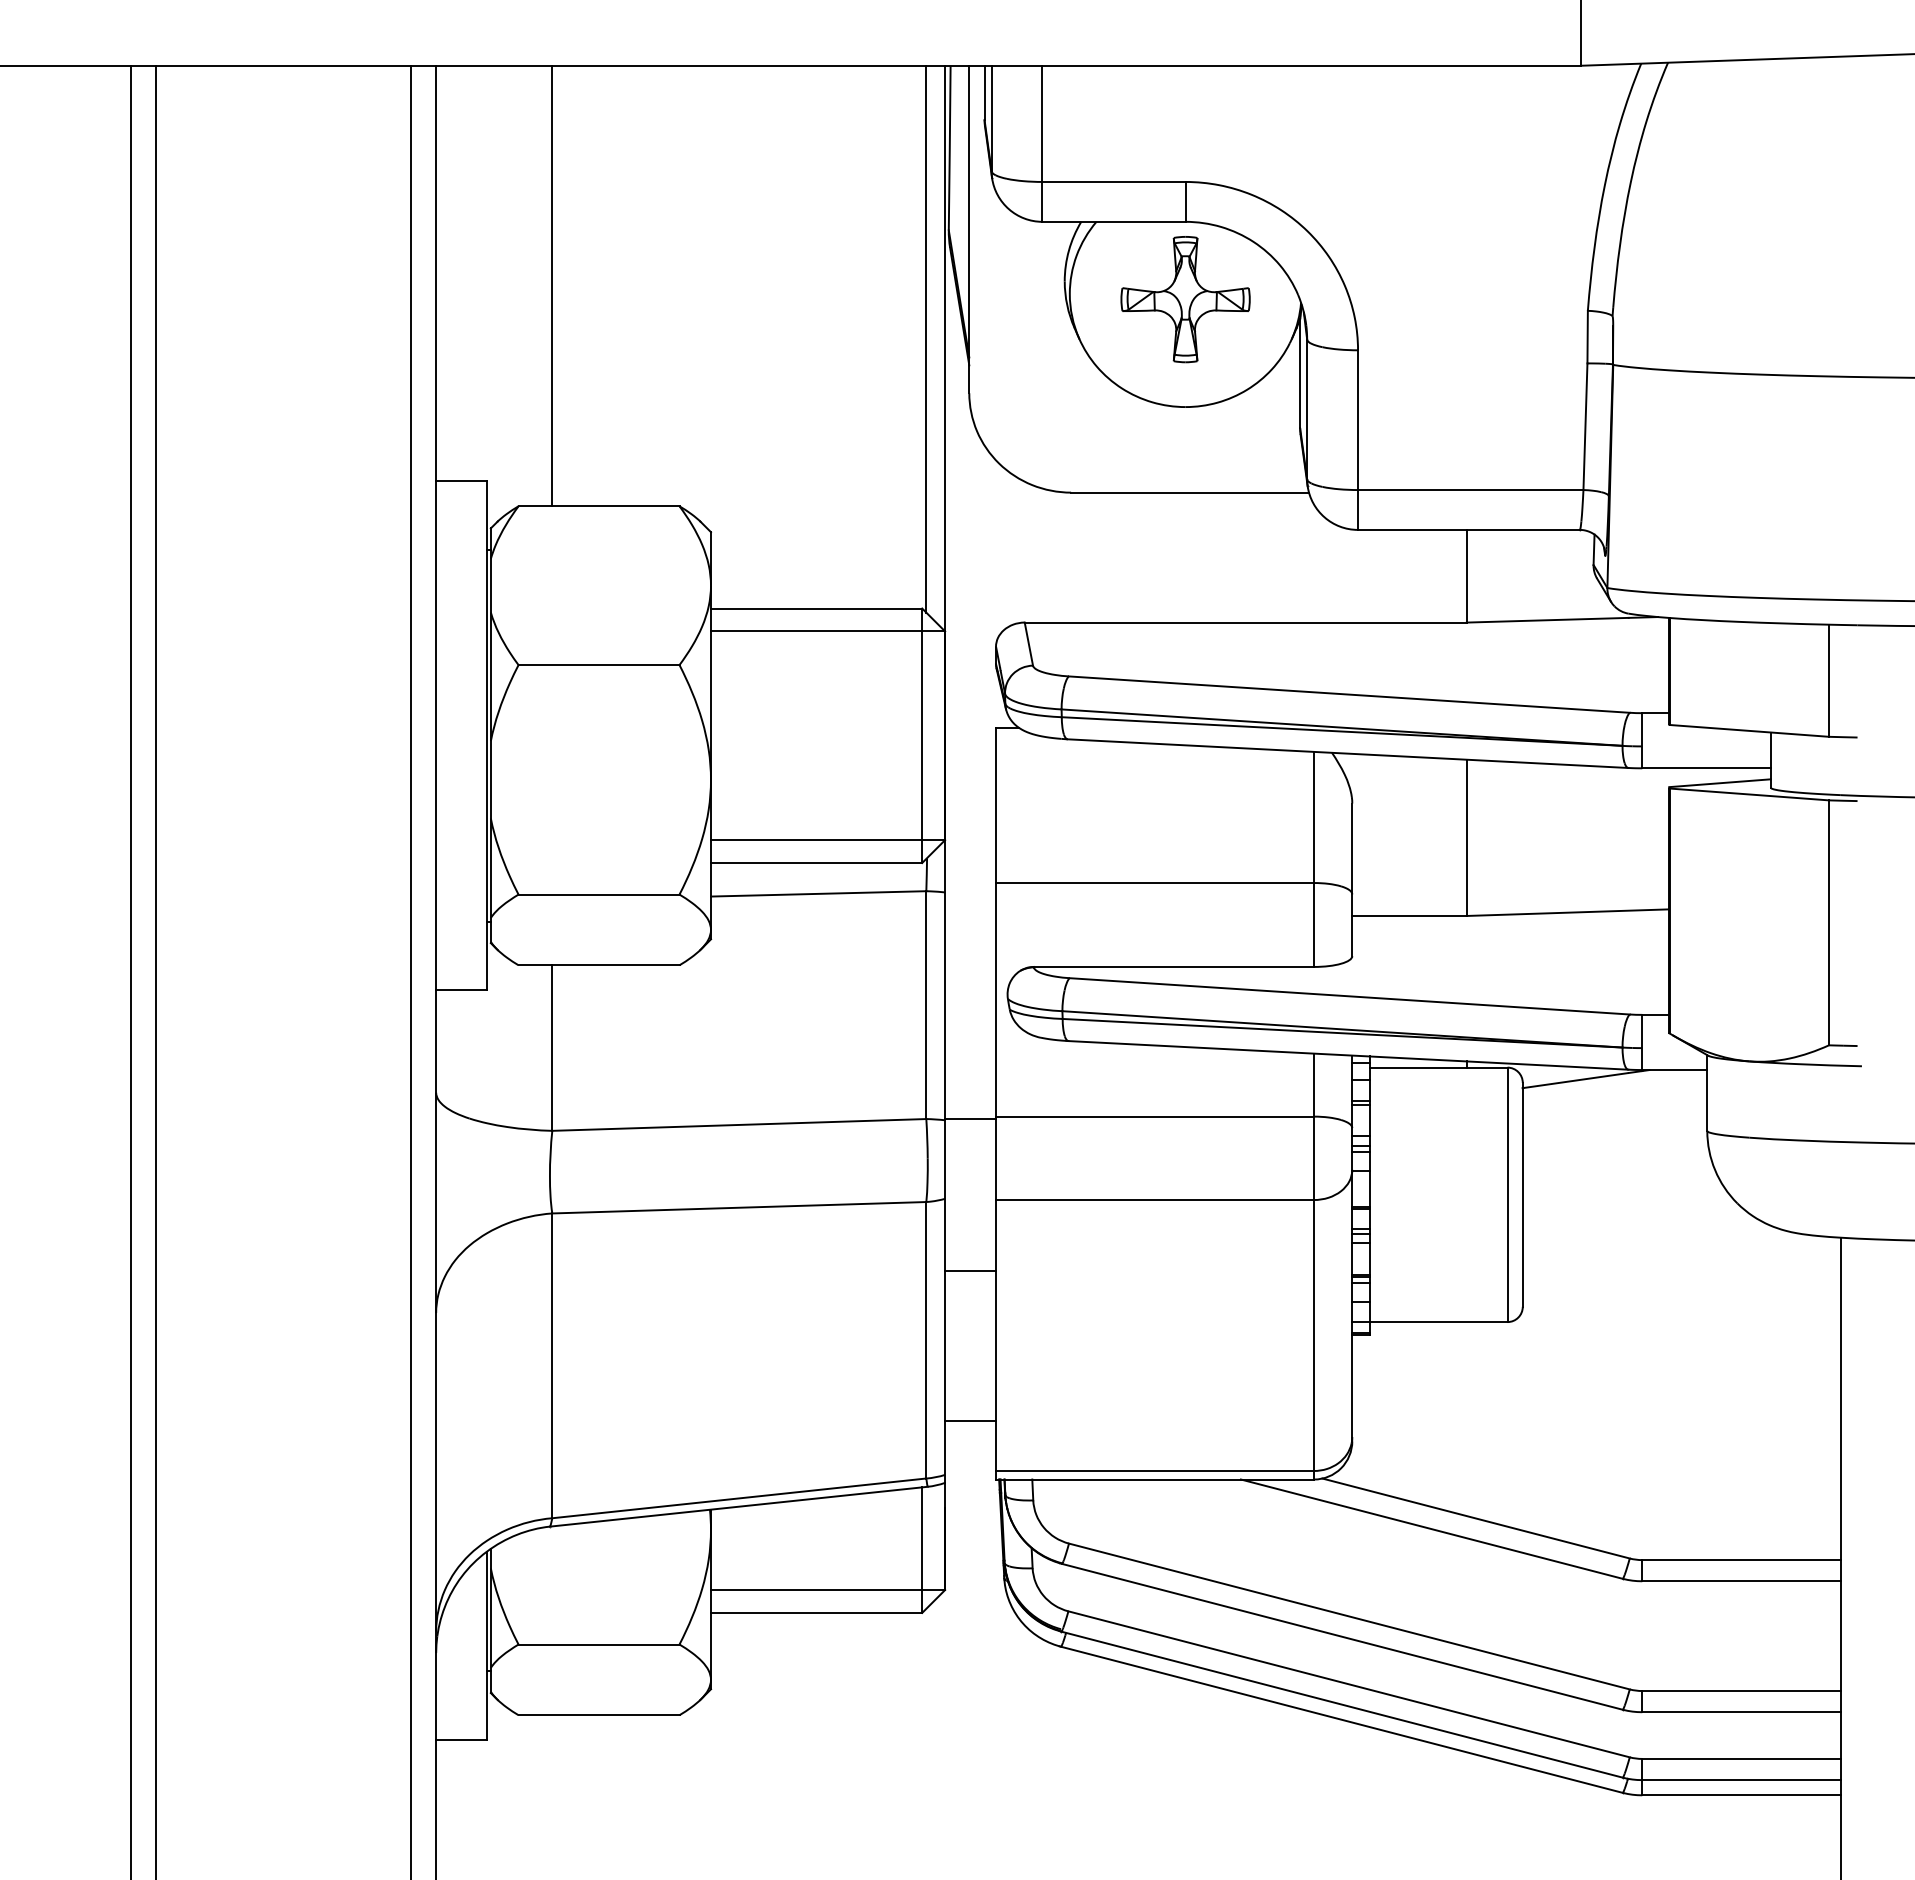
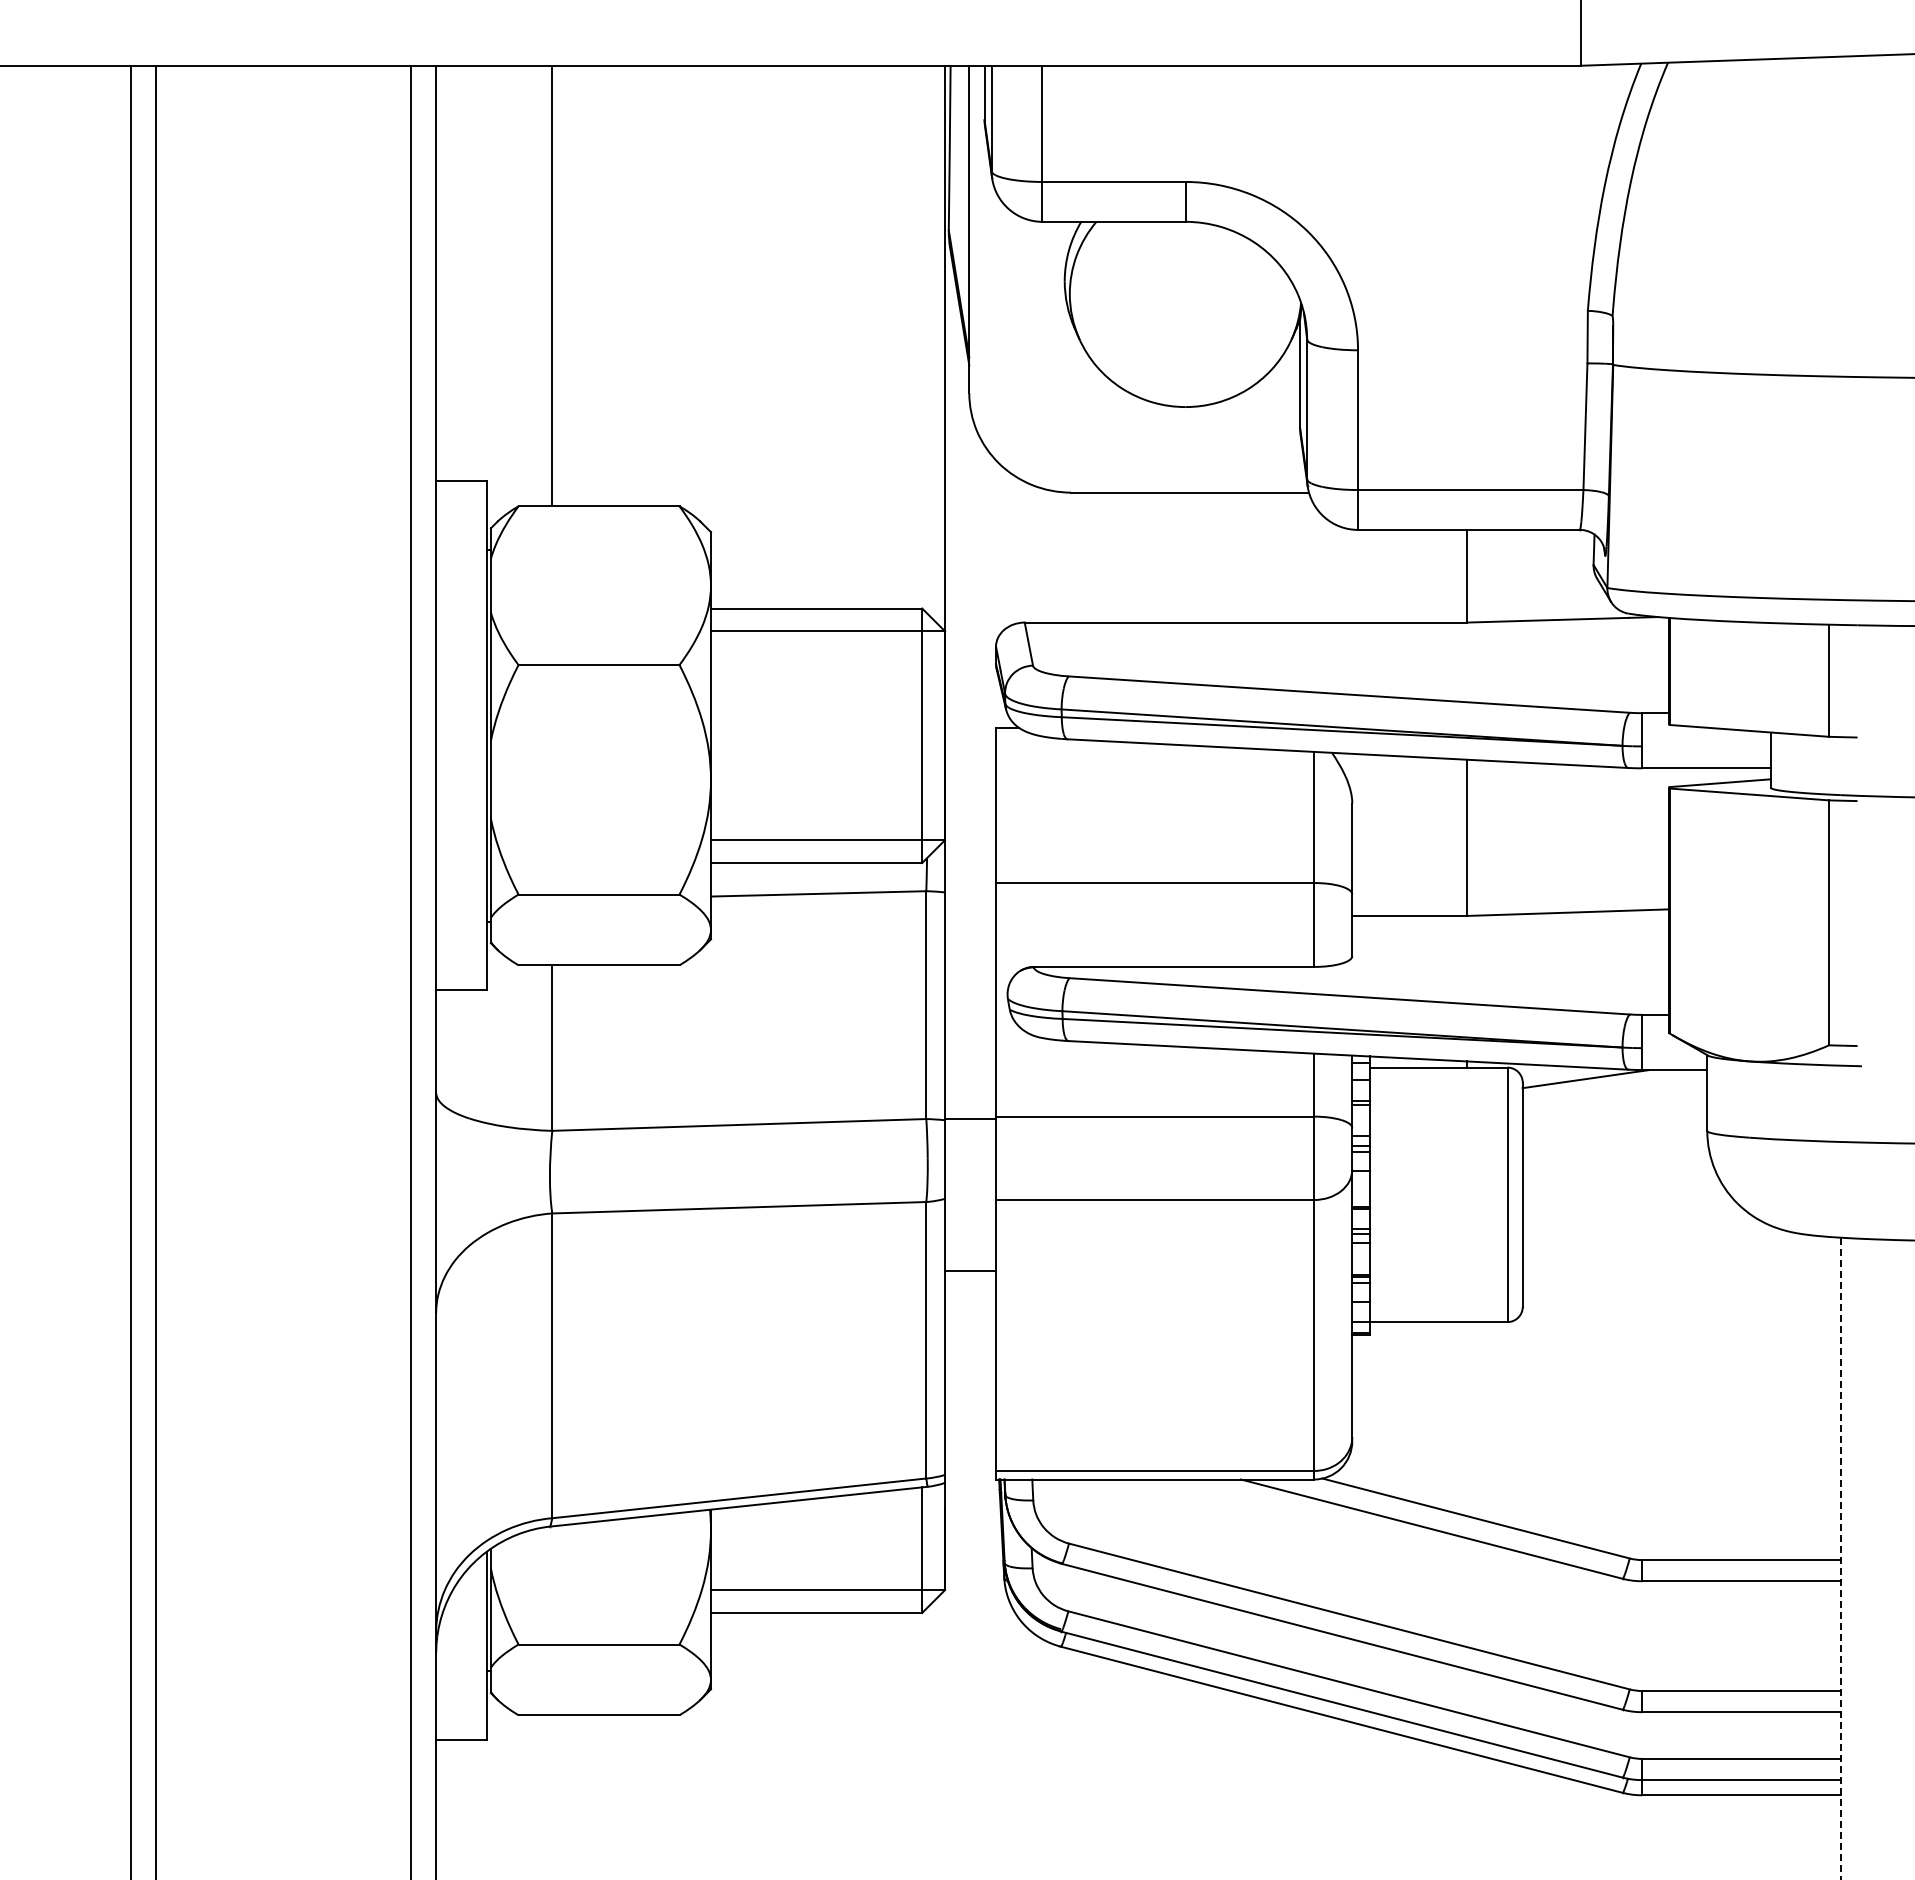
part: present -> none (1185, 299)
line: present -> none (926, 338)
line: present -> none (970, 1420)
line: solid -> dashed (1840, 1558)
